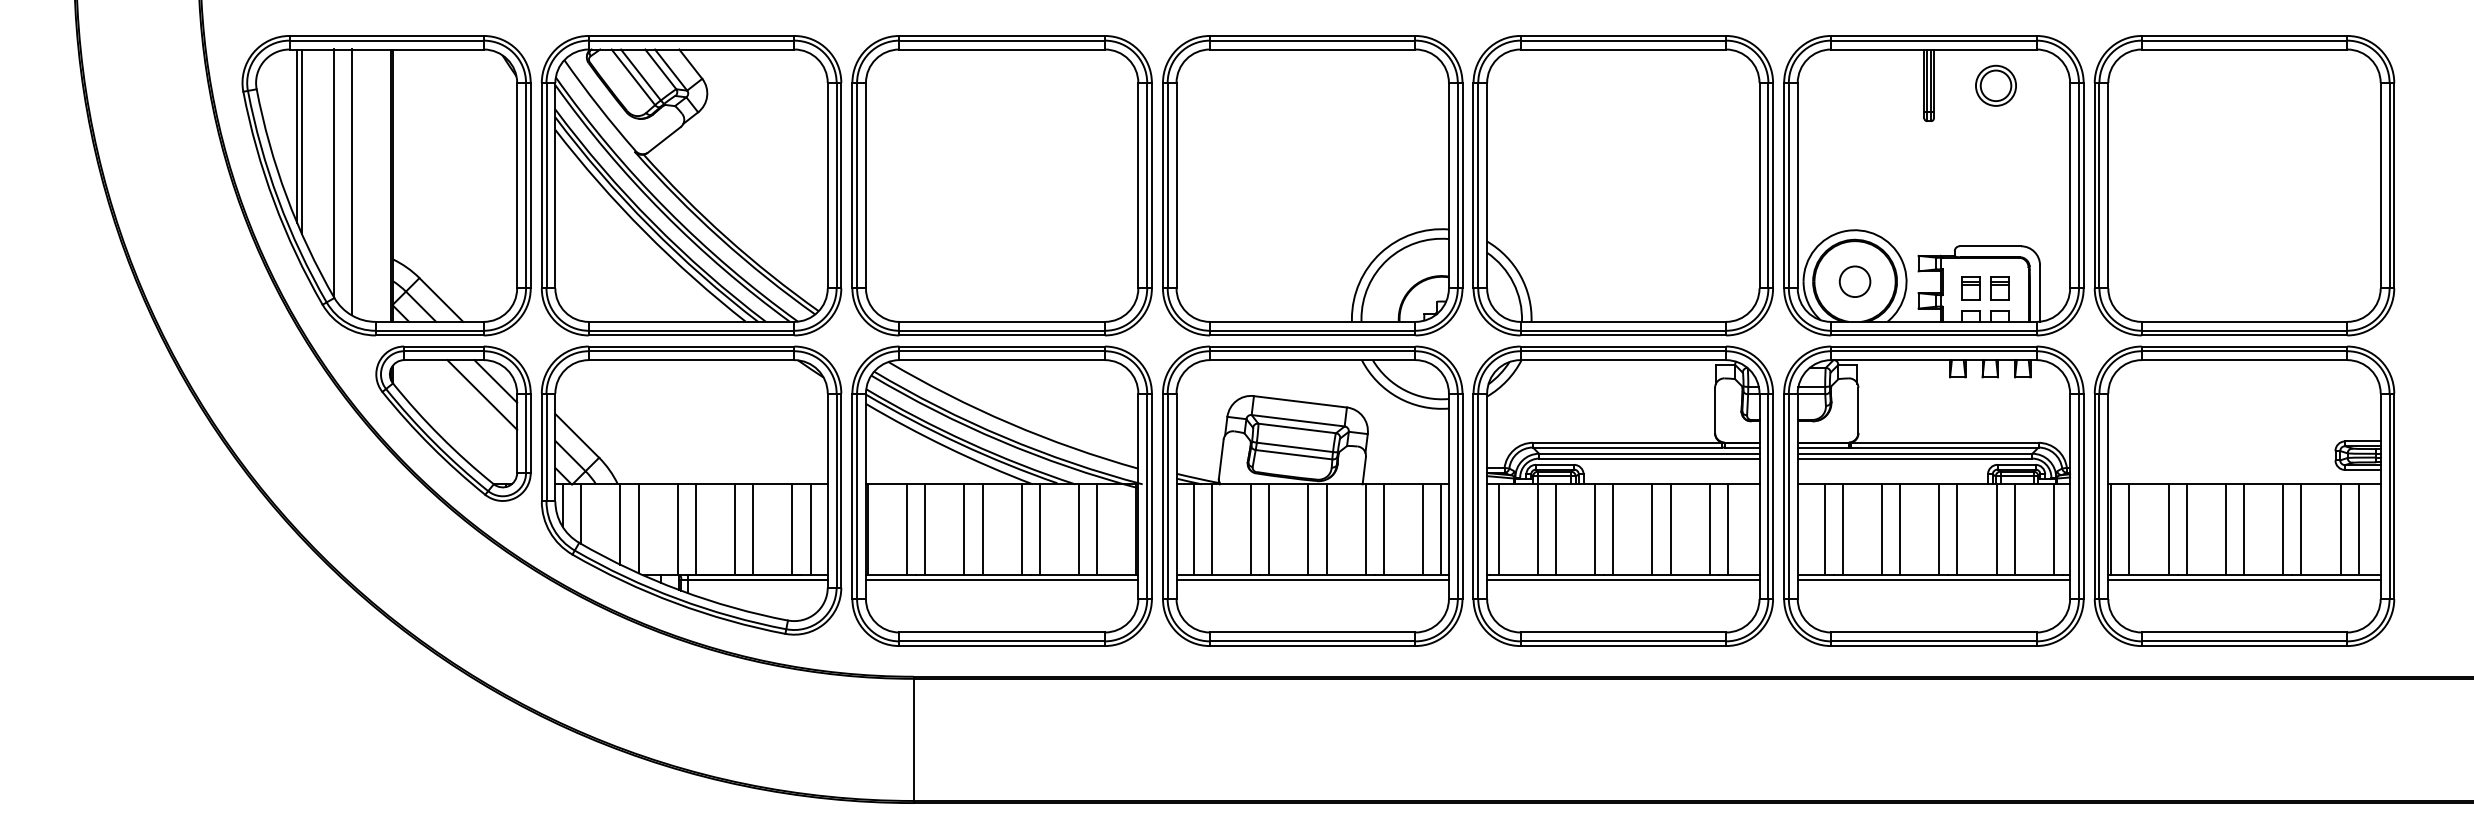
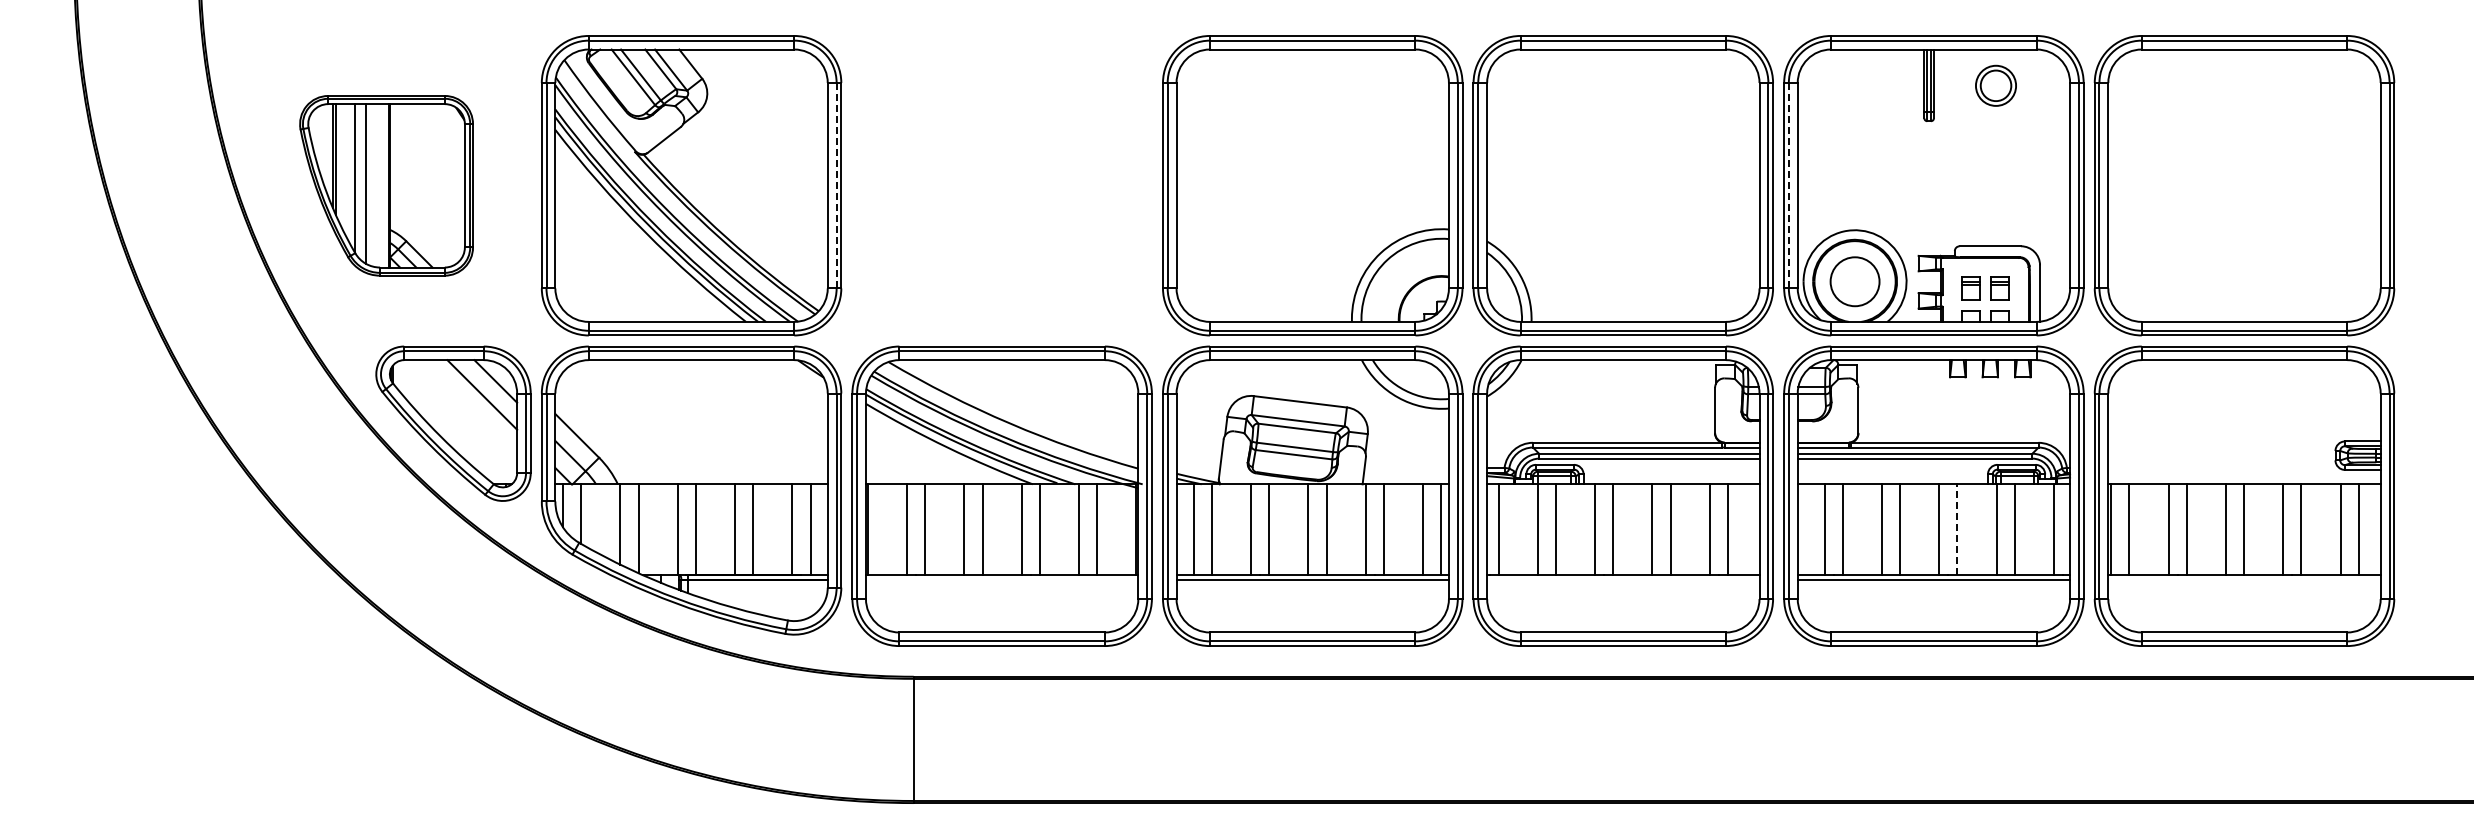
part size: 291x302 px -> 175x182 px (386, 185)
line: solid -> dashed (836, 185)
part: present -> none (1001, 185)
line: solid -> dashed (1788, 185)
circle diameter: 31 px -> 49 px (1854, 281)
line: solid -> dashed (1957, 529)
line: present -> none (1001, 579)
line: present -> none (1623, 579)
line: present -> none (2244, 579)
